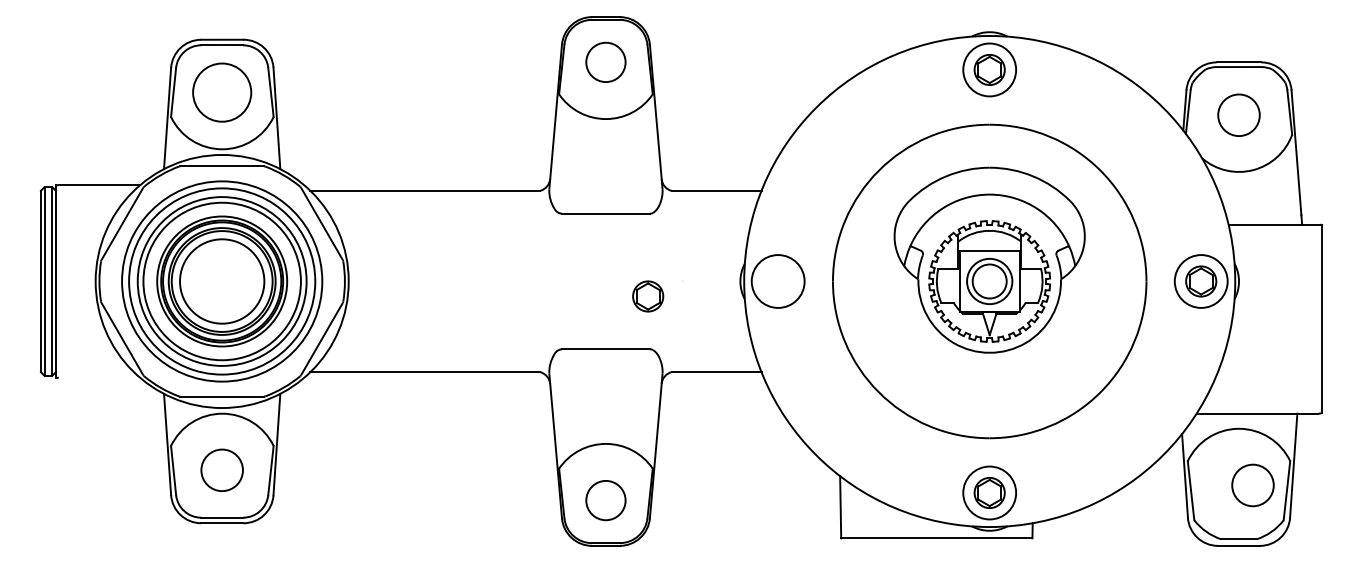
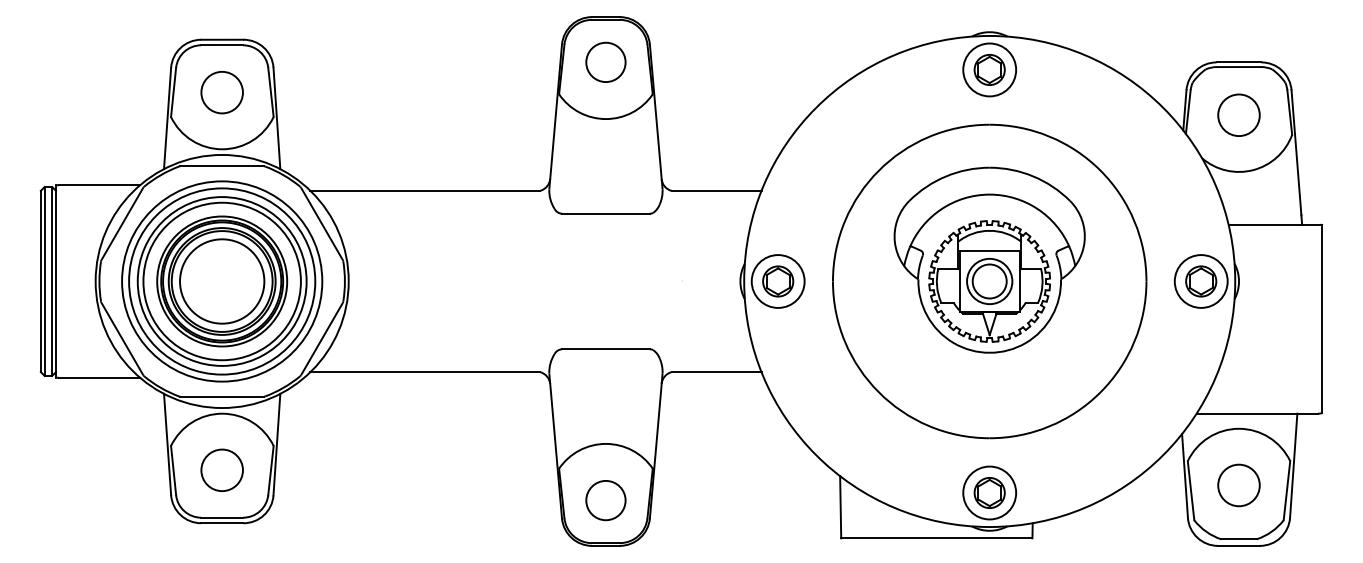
circle diameter: 58 px -> 42 px (221, 92)
part position: (648, 296) -> (778, 281) (778, 281)
line: none -> present (99, 377)
circle position: (1252, 485) -> (1238, 485) (1238, 485)
